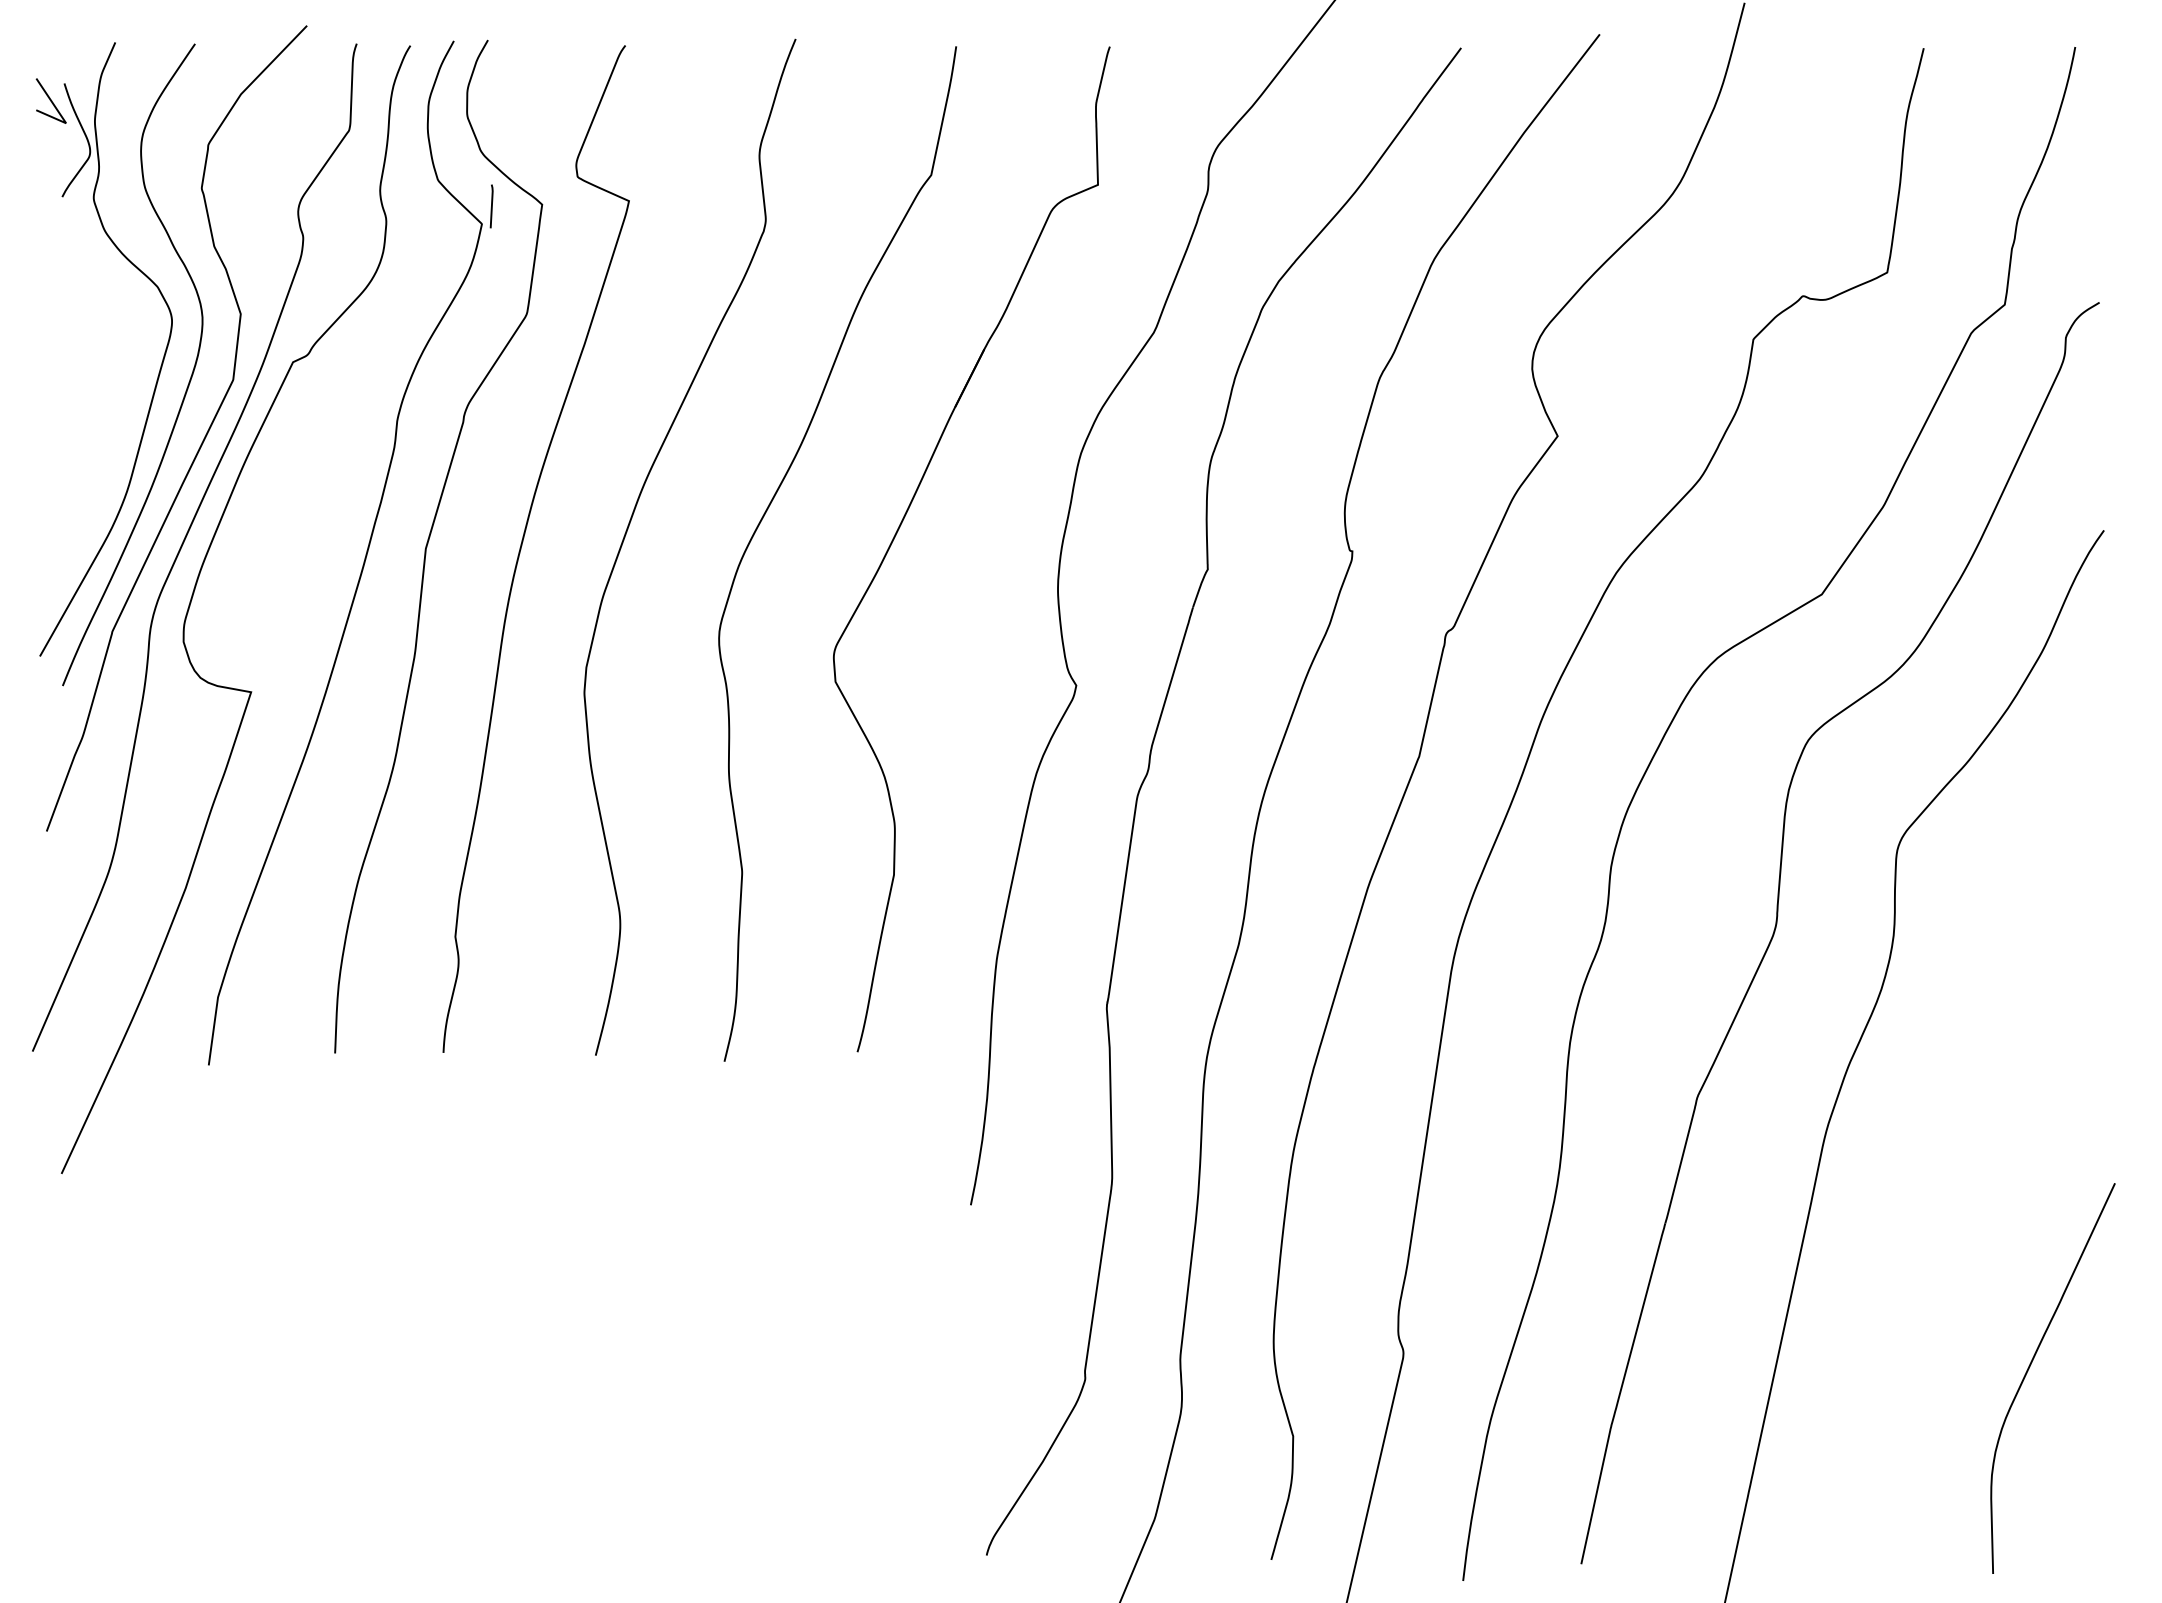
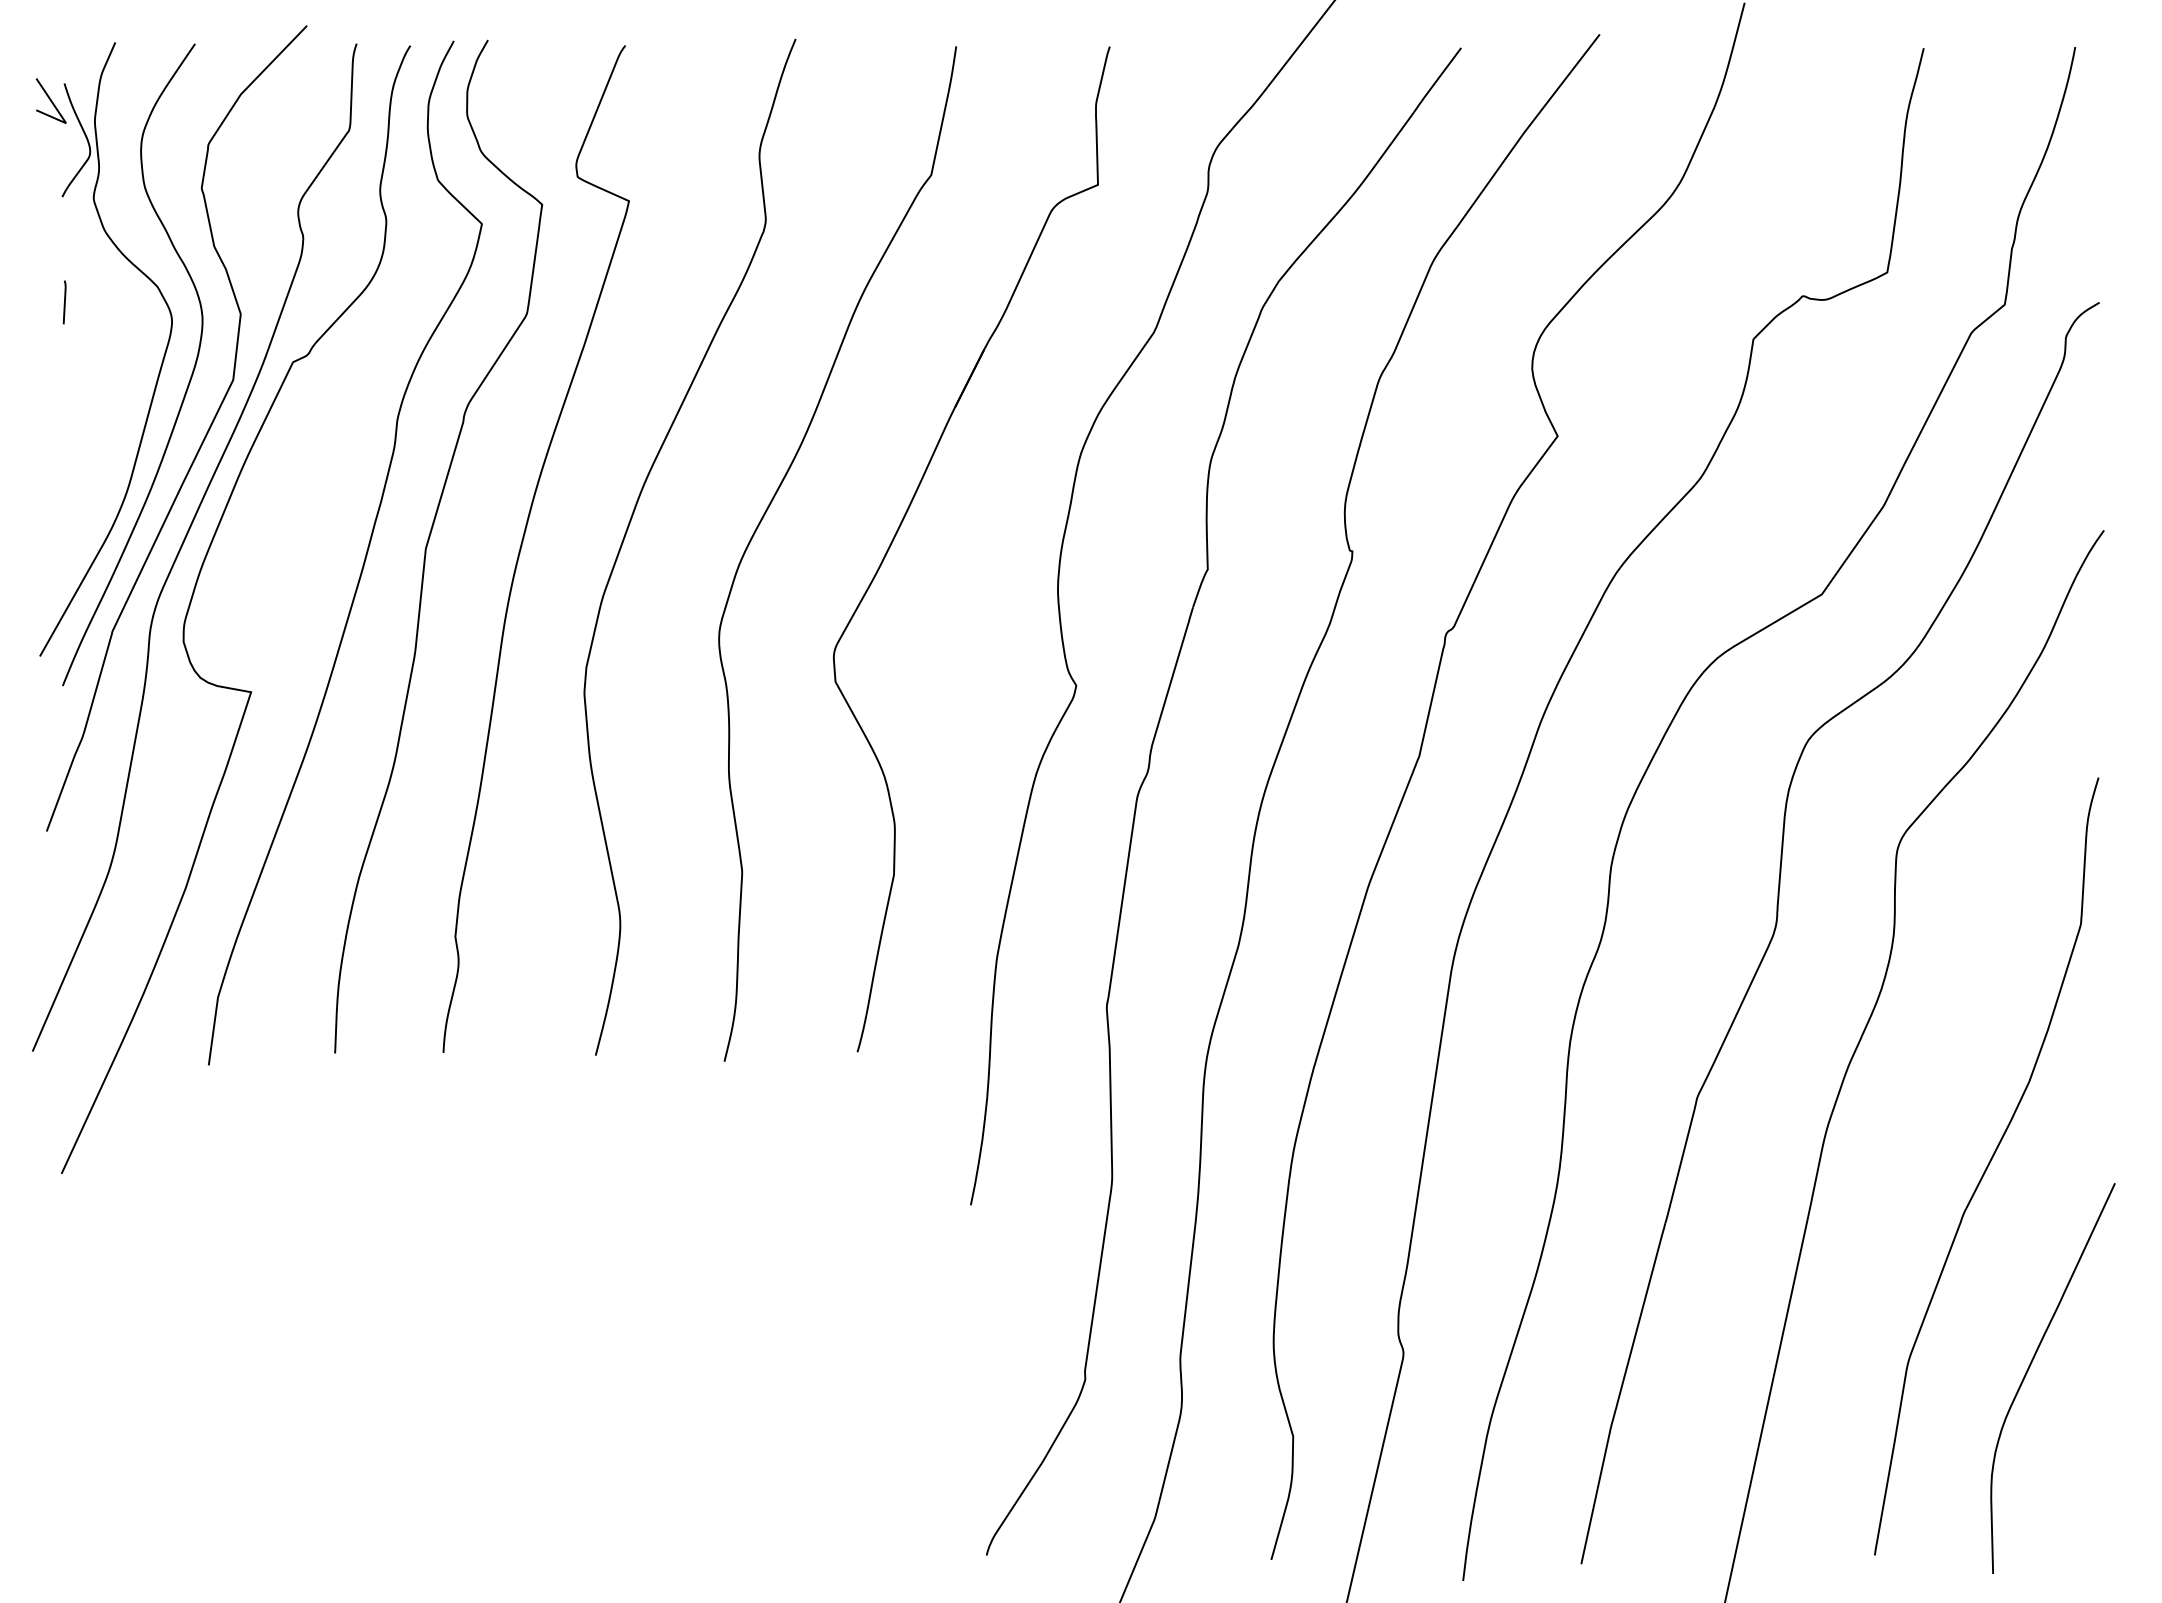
line position: (491, 206) -> (64, 302) (64, 302)
curve: none -> present (1986, 1166)
